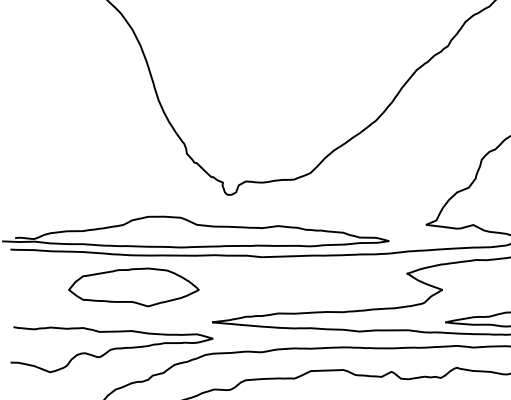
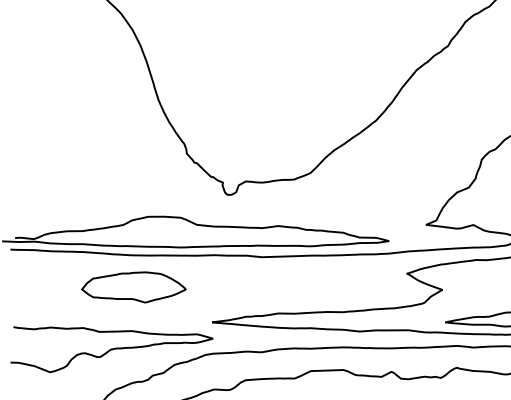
part size: 132x41 px -> 106x33 px (133, 287)
